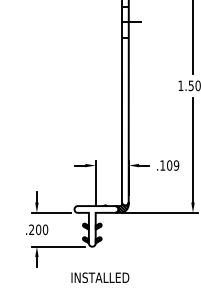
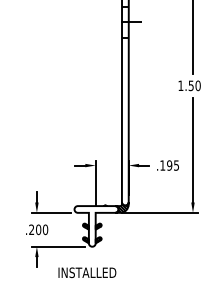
text: .109 -> .195 (173, 165)
text position: (100, 277) -> (87, 272) (87, 272)
